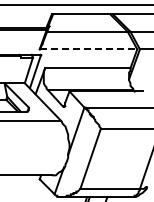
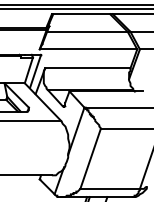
line: none -> present (76, 8)
line: dashed -> solid (88, 49)
